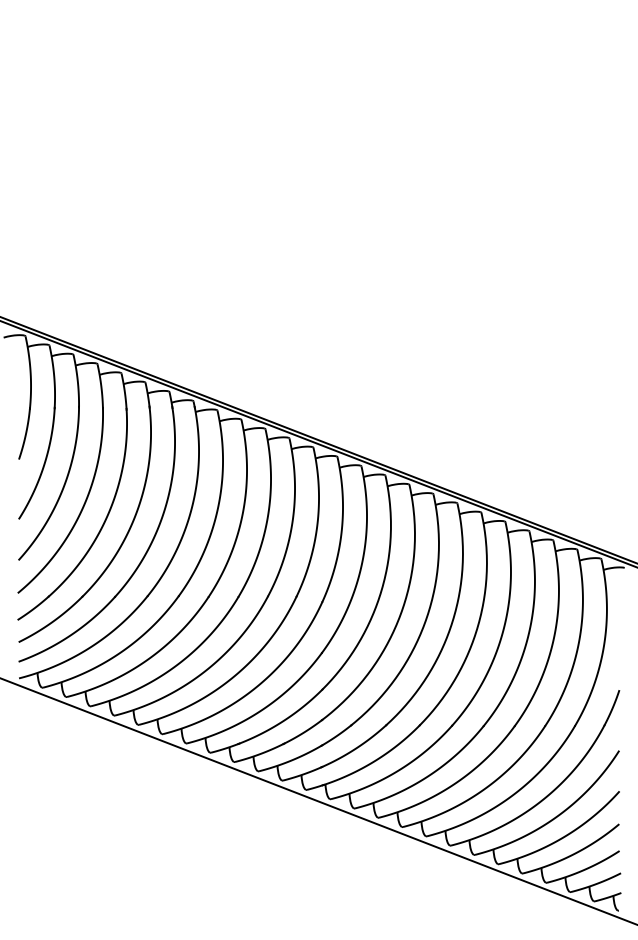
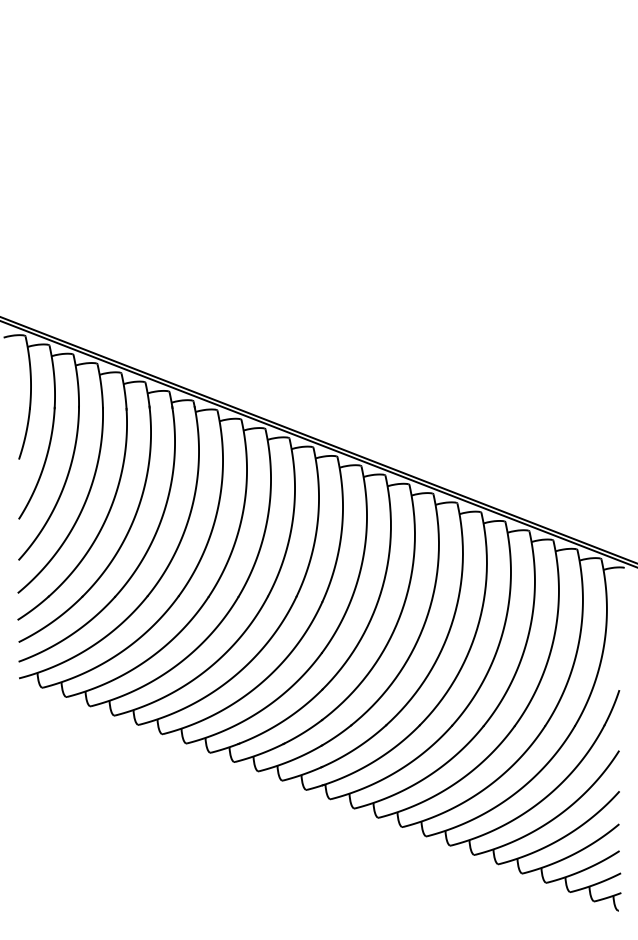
line: present -> none (318, 801)
